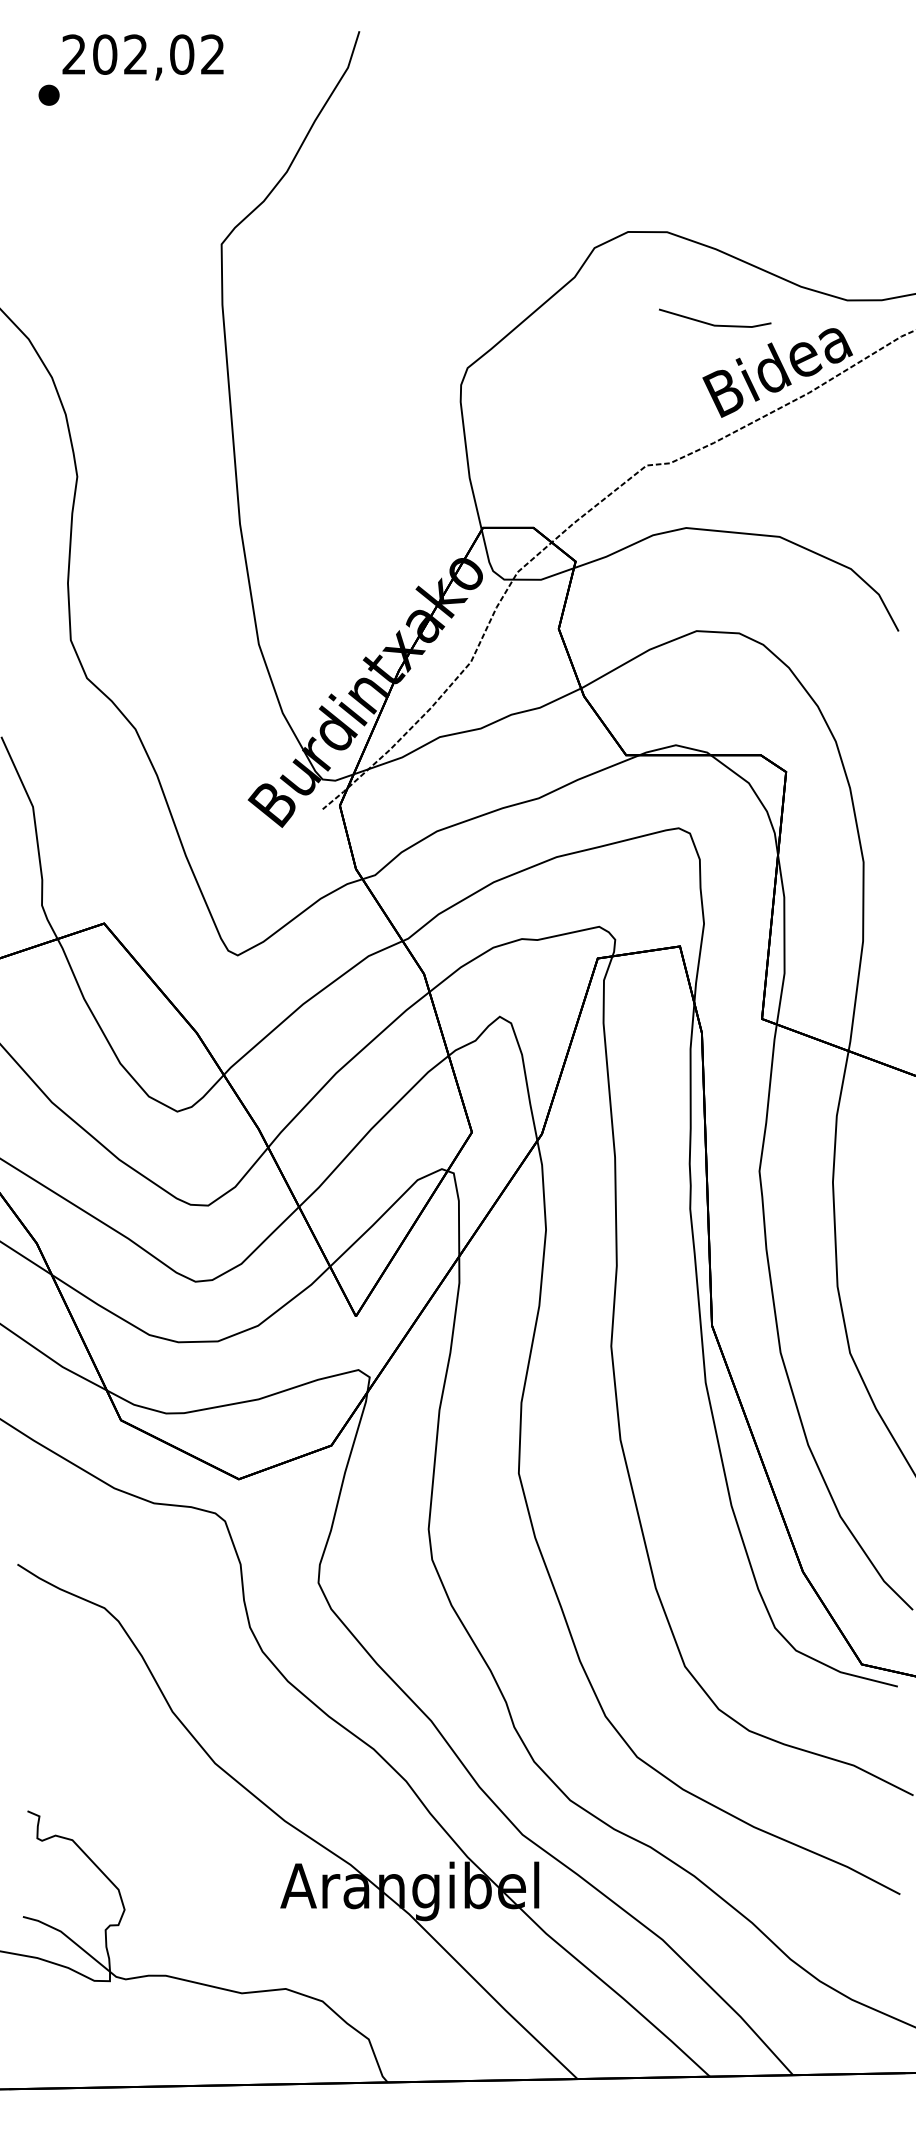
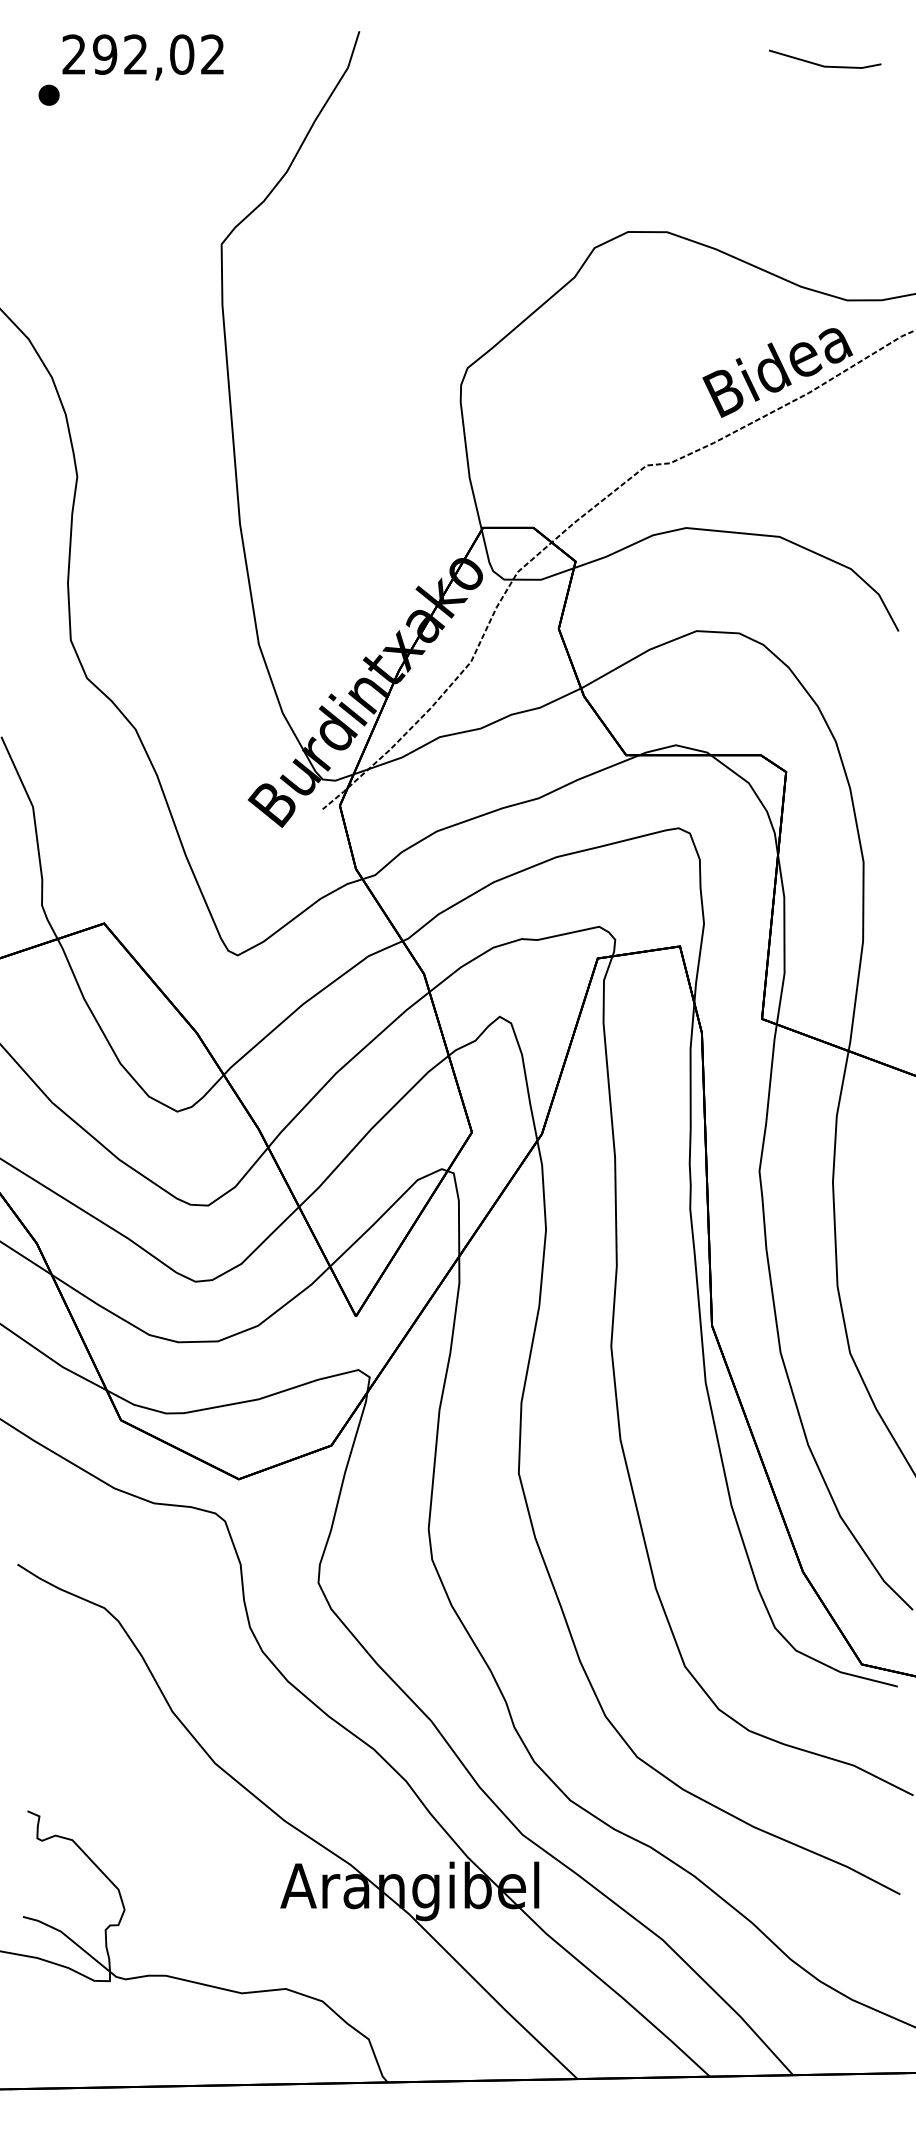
text: 202,02 -> 292,02 (104, 54)
line position: (715, 324) -> (825, 65) (825, 65)
